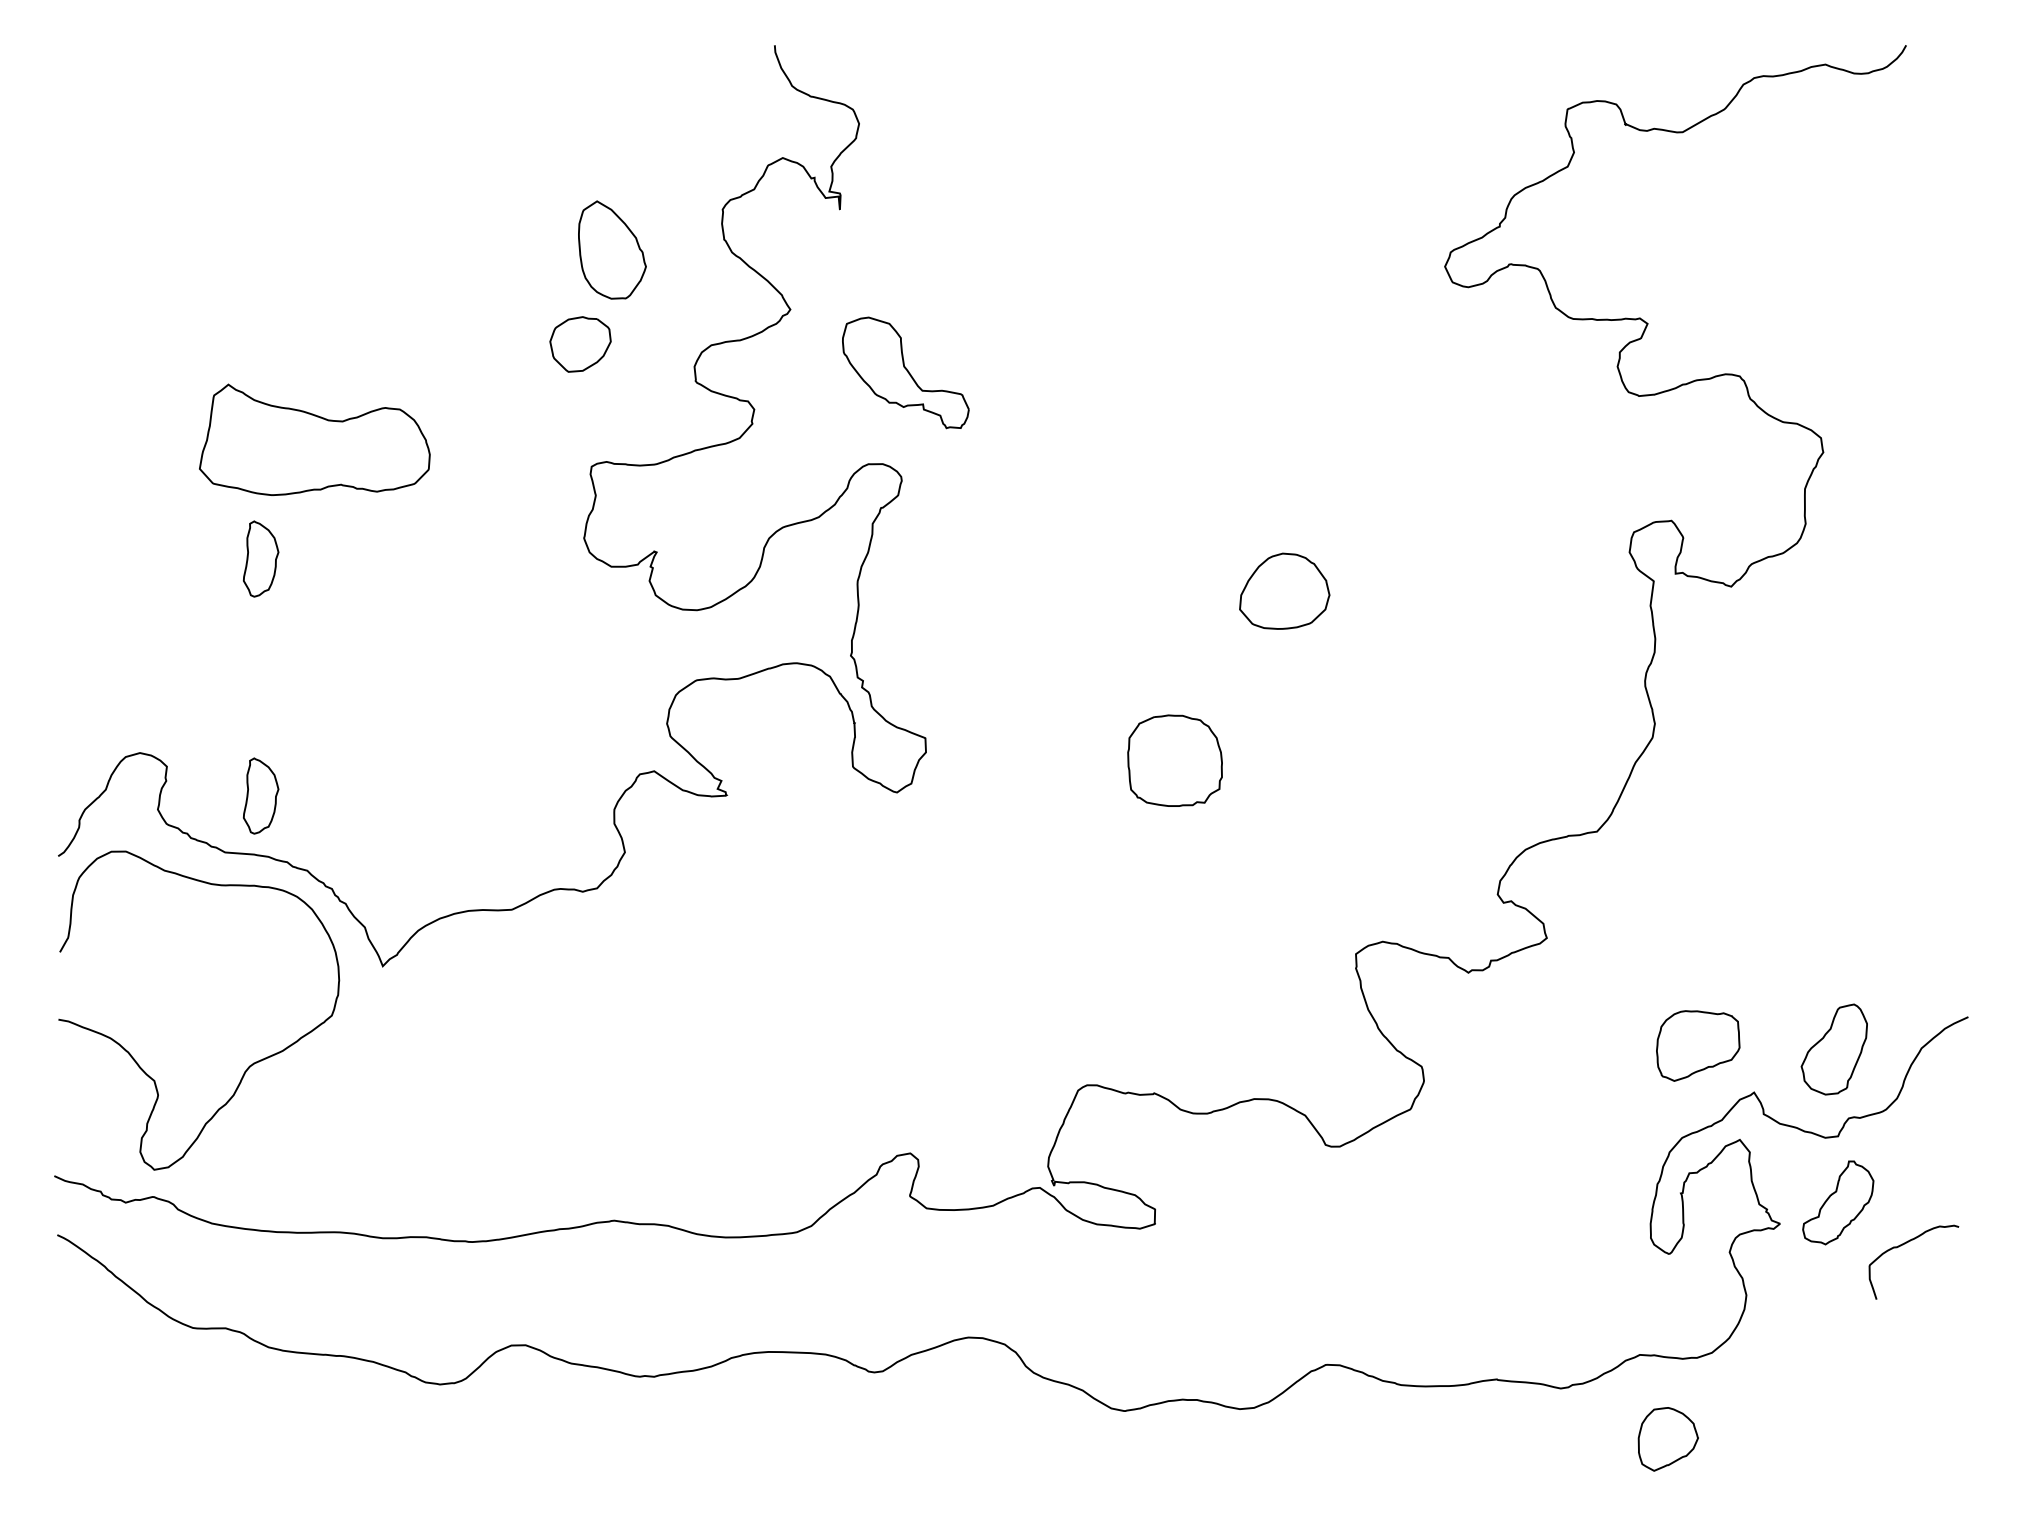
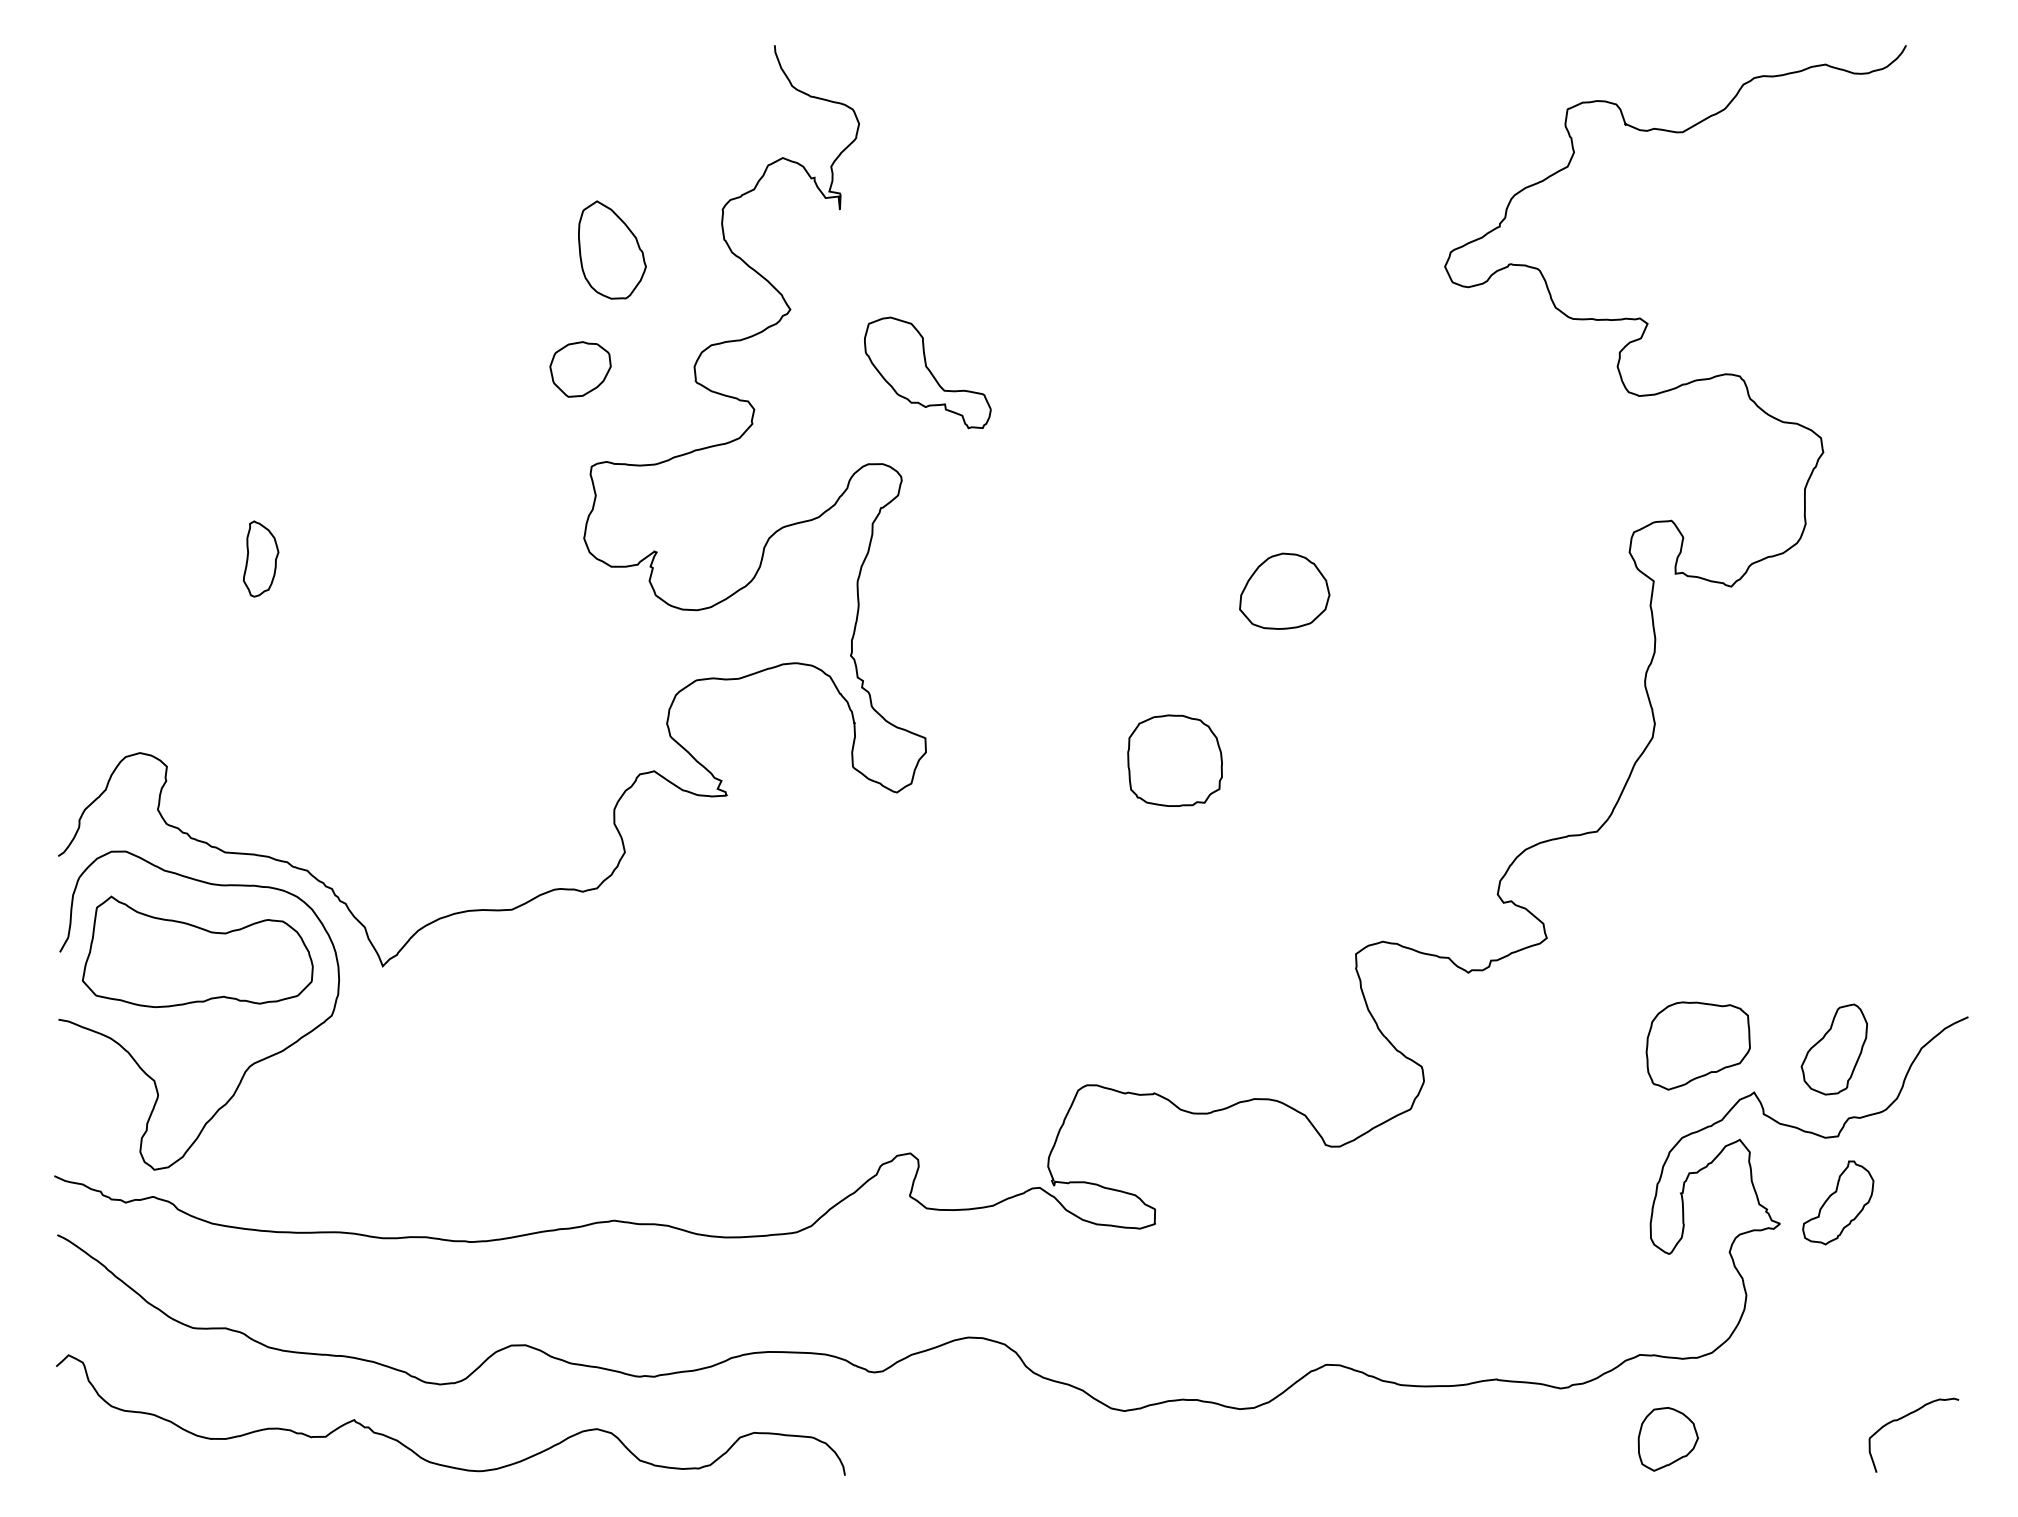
part position: (580, 344) -> (580, 369) (580, 369)
part position: (905, 372) -> (927, 372) (927, 372)
part position: (314, 439) -> (197, 951) (197, 951)
part: present -> none (260, 795)
part size: 85x72 px -> 106x90 px (1697, 1045)
curve position: (1905, 1244) -> (1905, 1417) (1905, 1417)
curve: none -> present (439, 1463)
